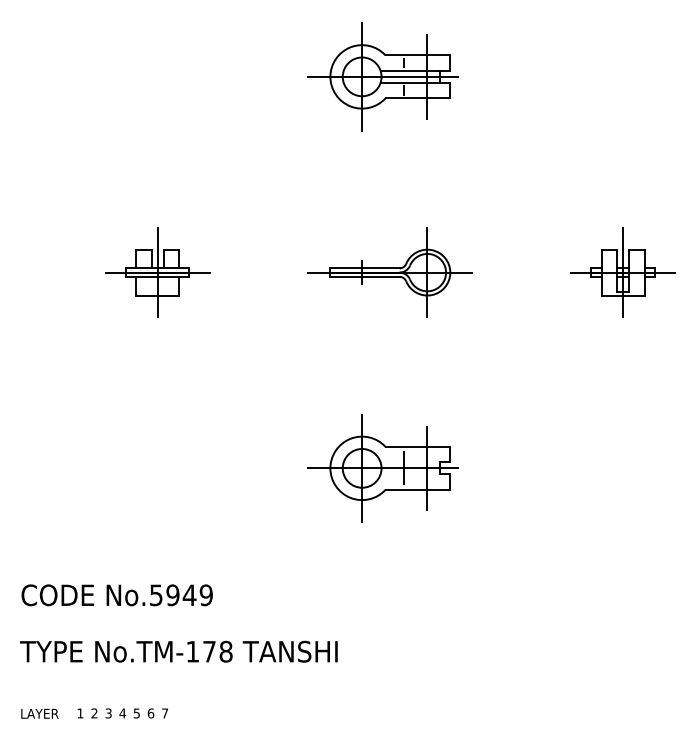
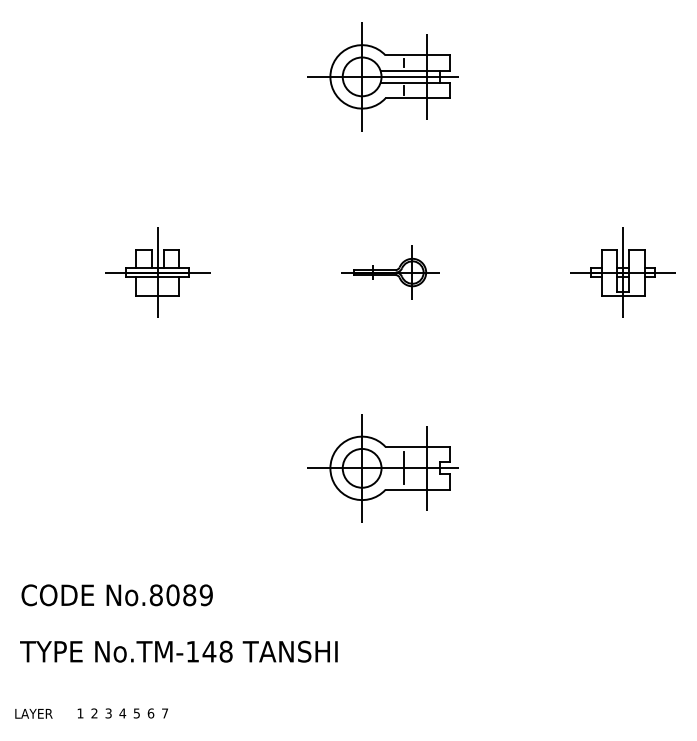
part size: 166x91 px -> 99x55 px (390, 272)
text: No.5949 -> No.8089 (172, 595)
text: No.TM-178 -> No.TM-148 (209, 651)
text position: (39, 713) -> (33, 713) (33, 713)
